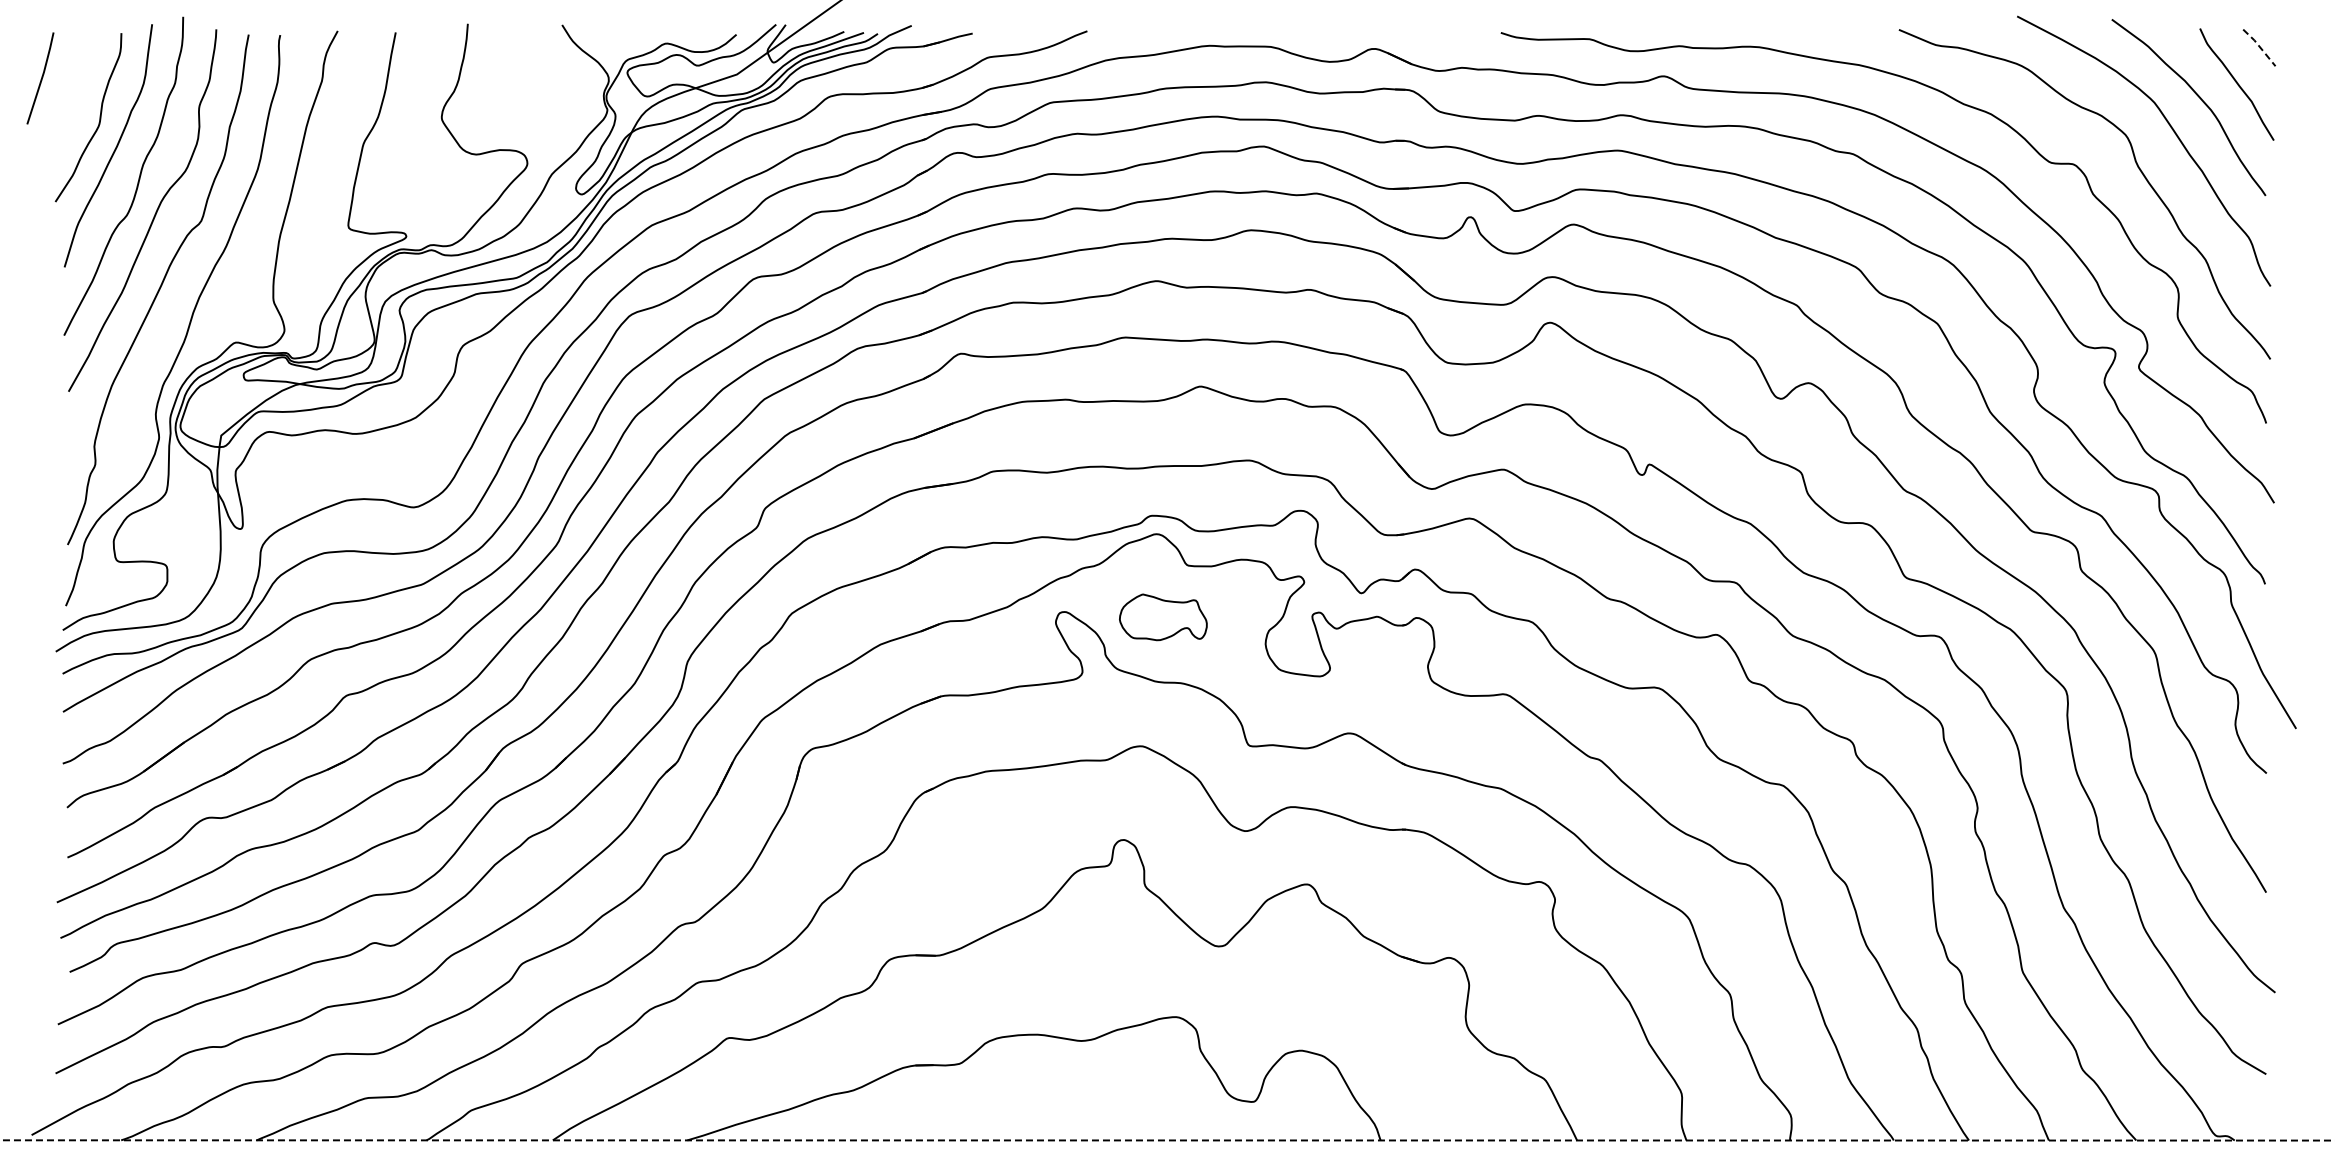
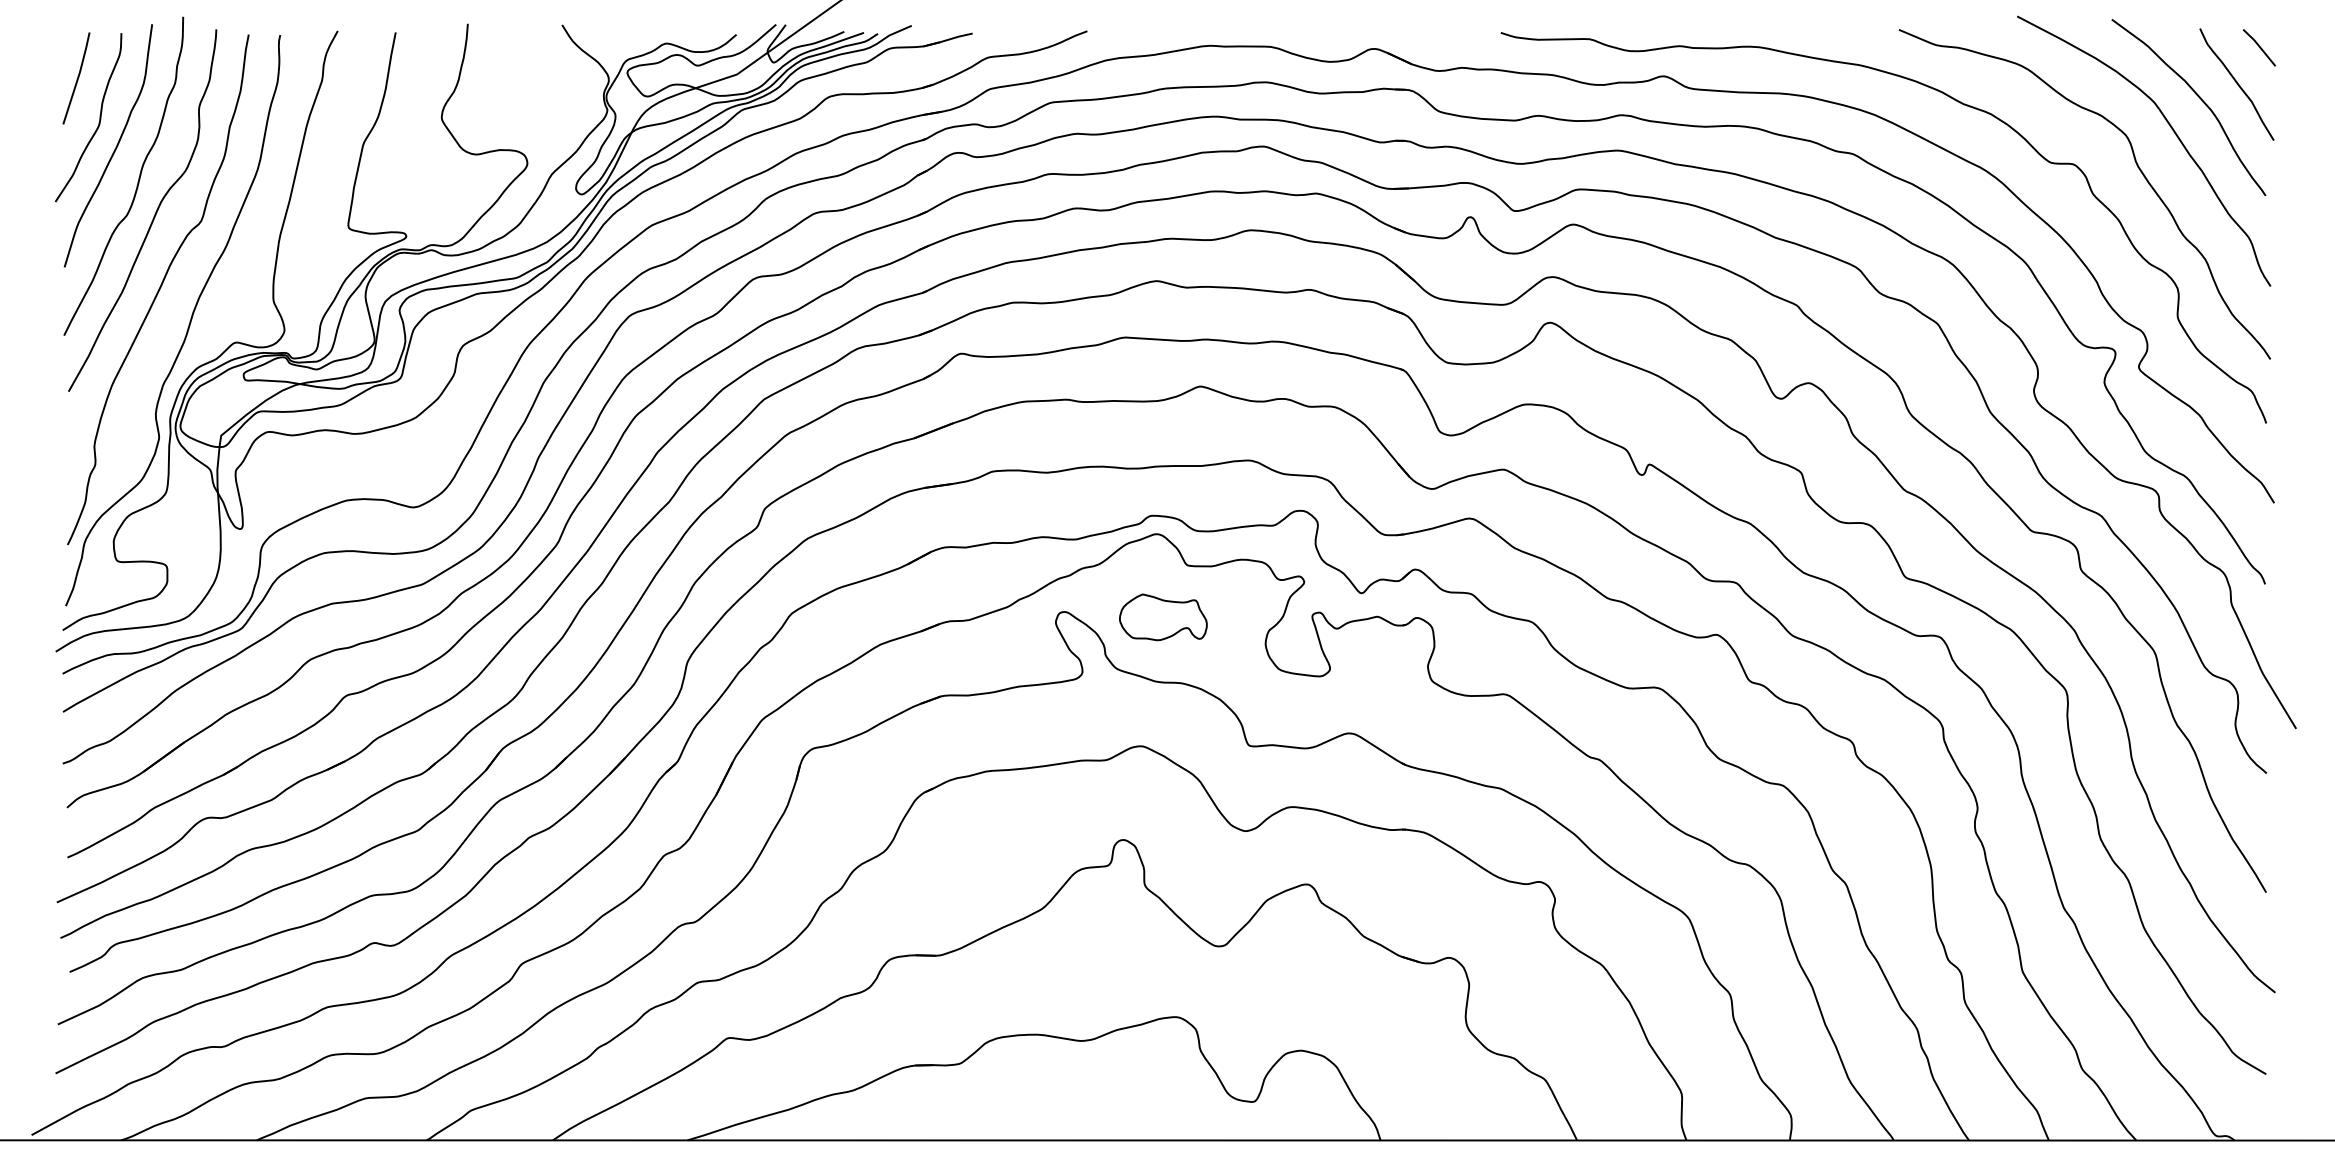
line: dashed -> solid (2259, 47)
line position: (41, 78) -> (77, 78) (77, 78)
line: dashed -> solid (1167, 1140)
